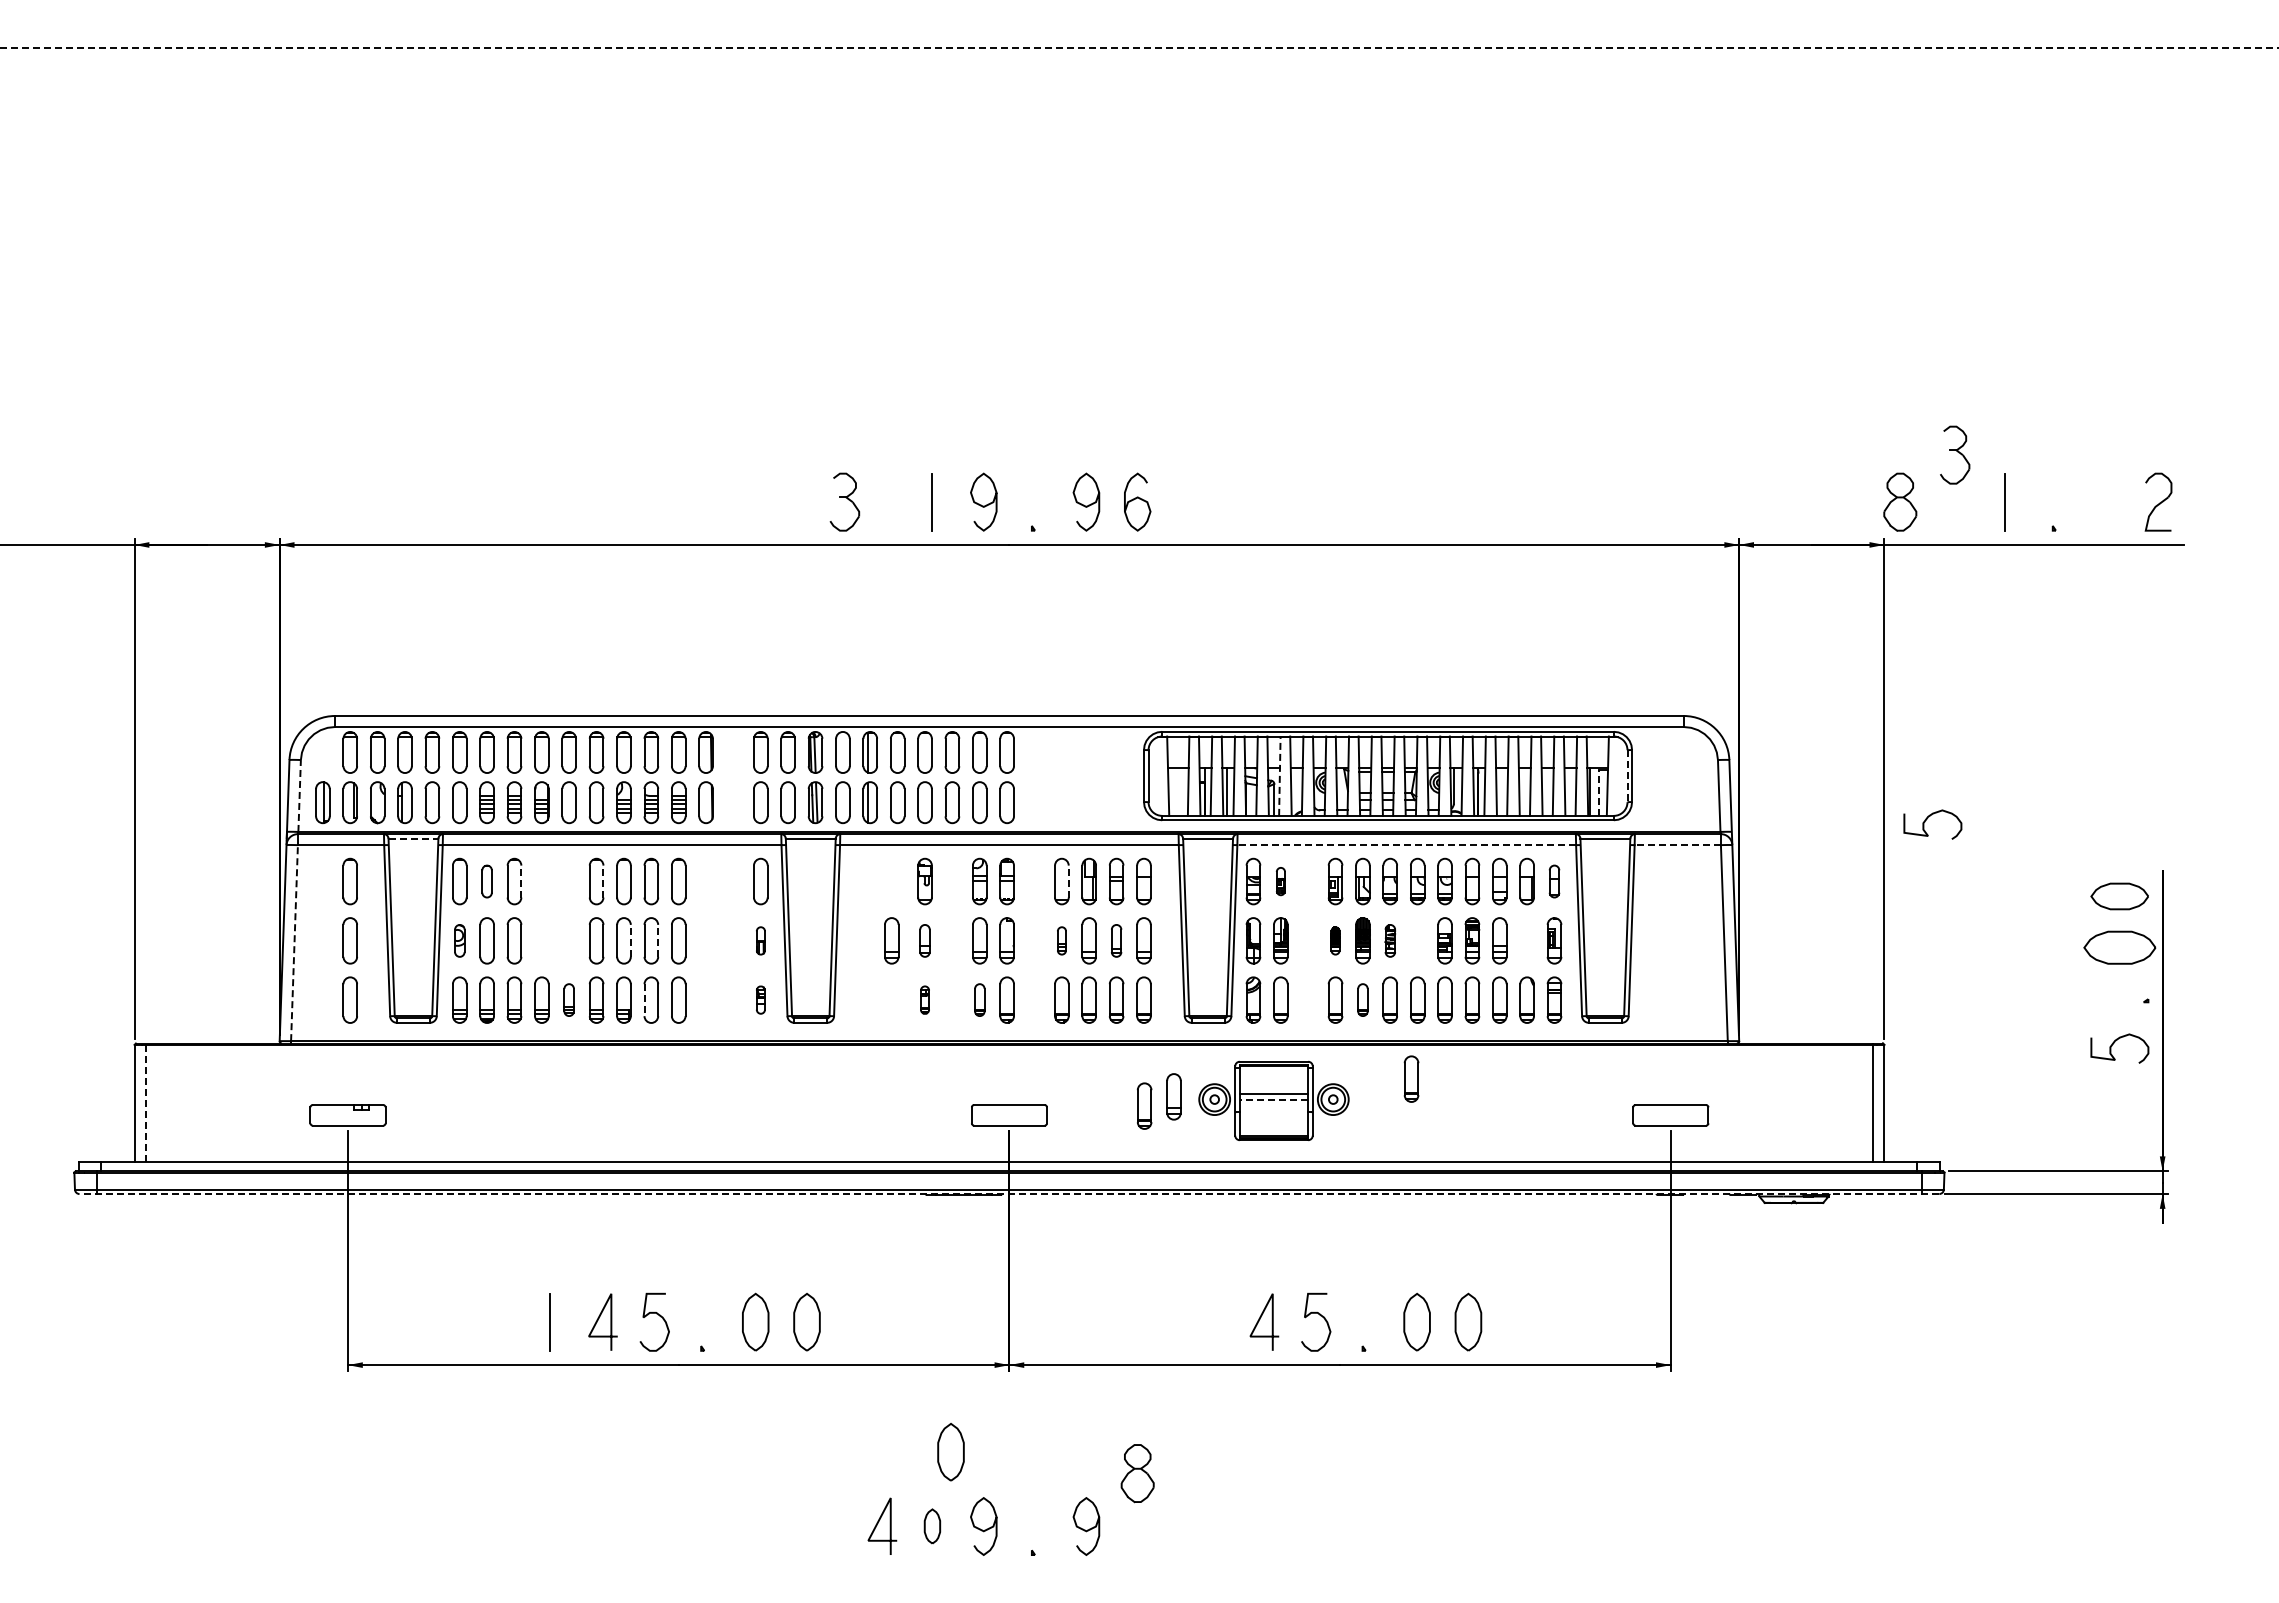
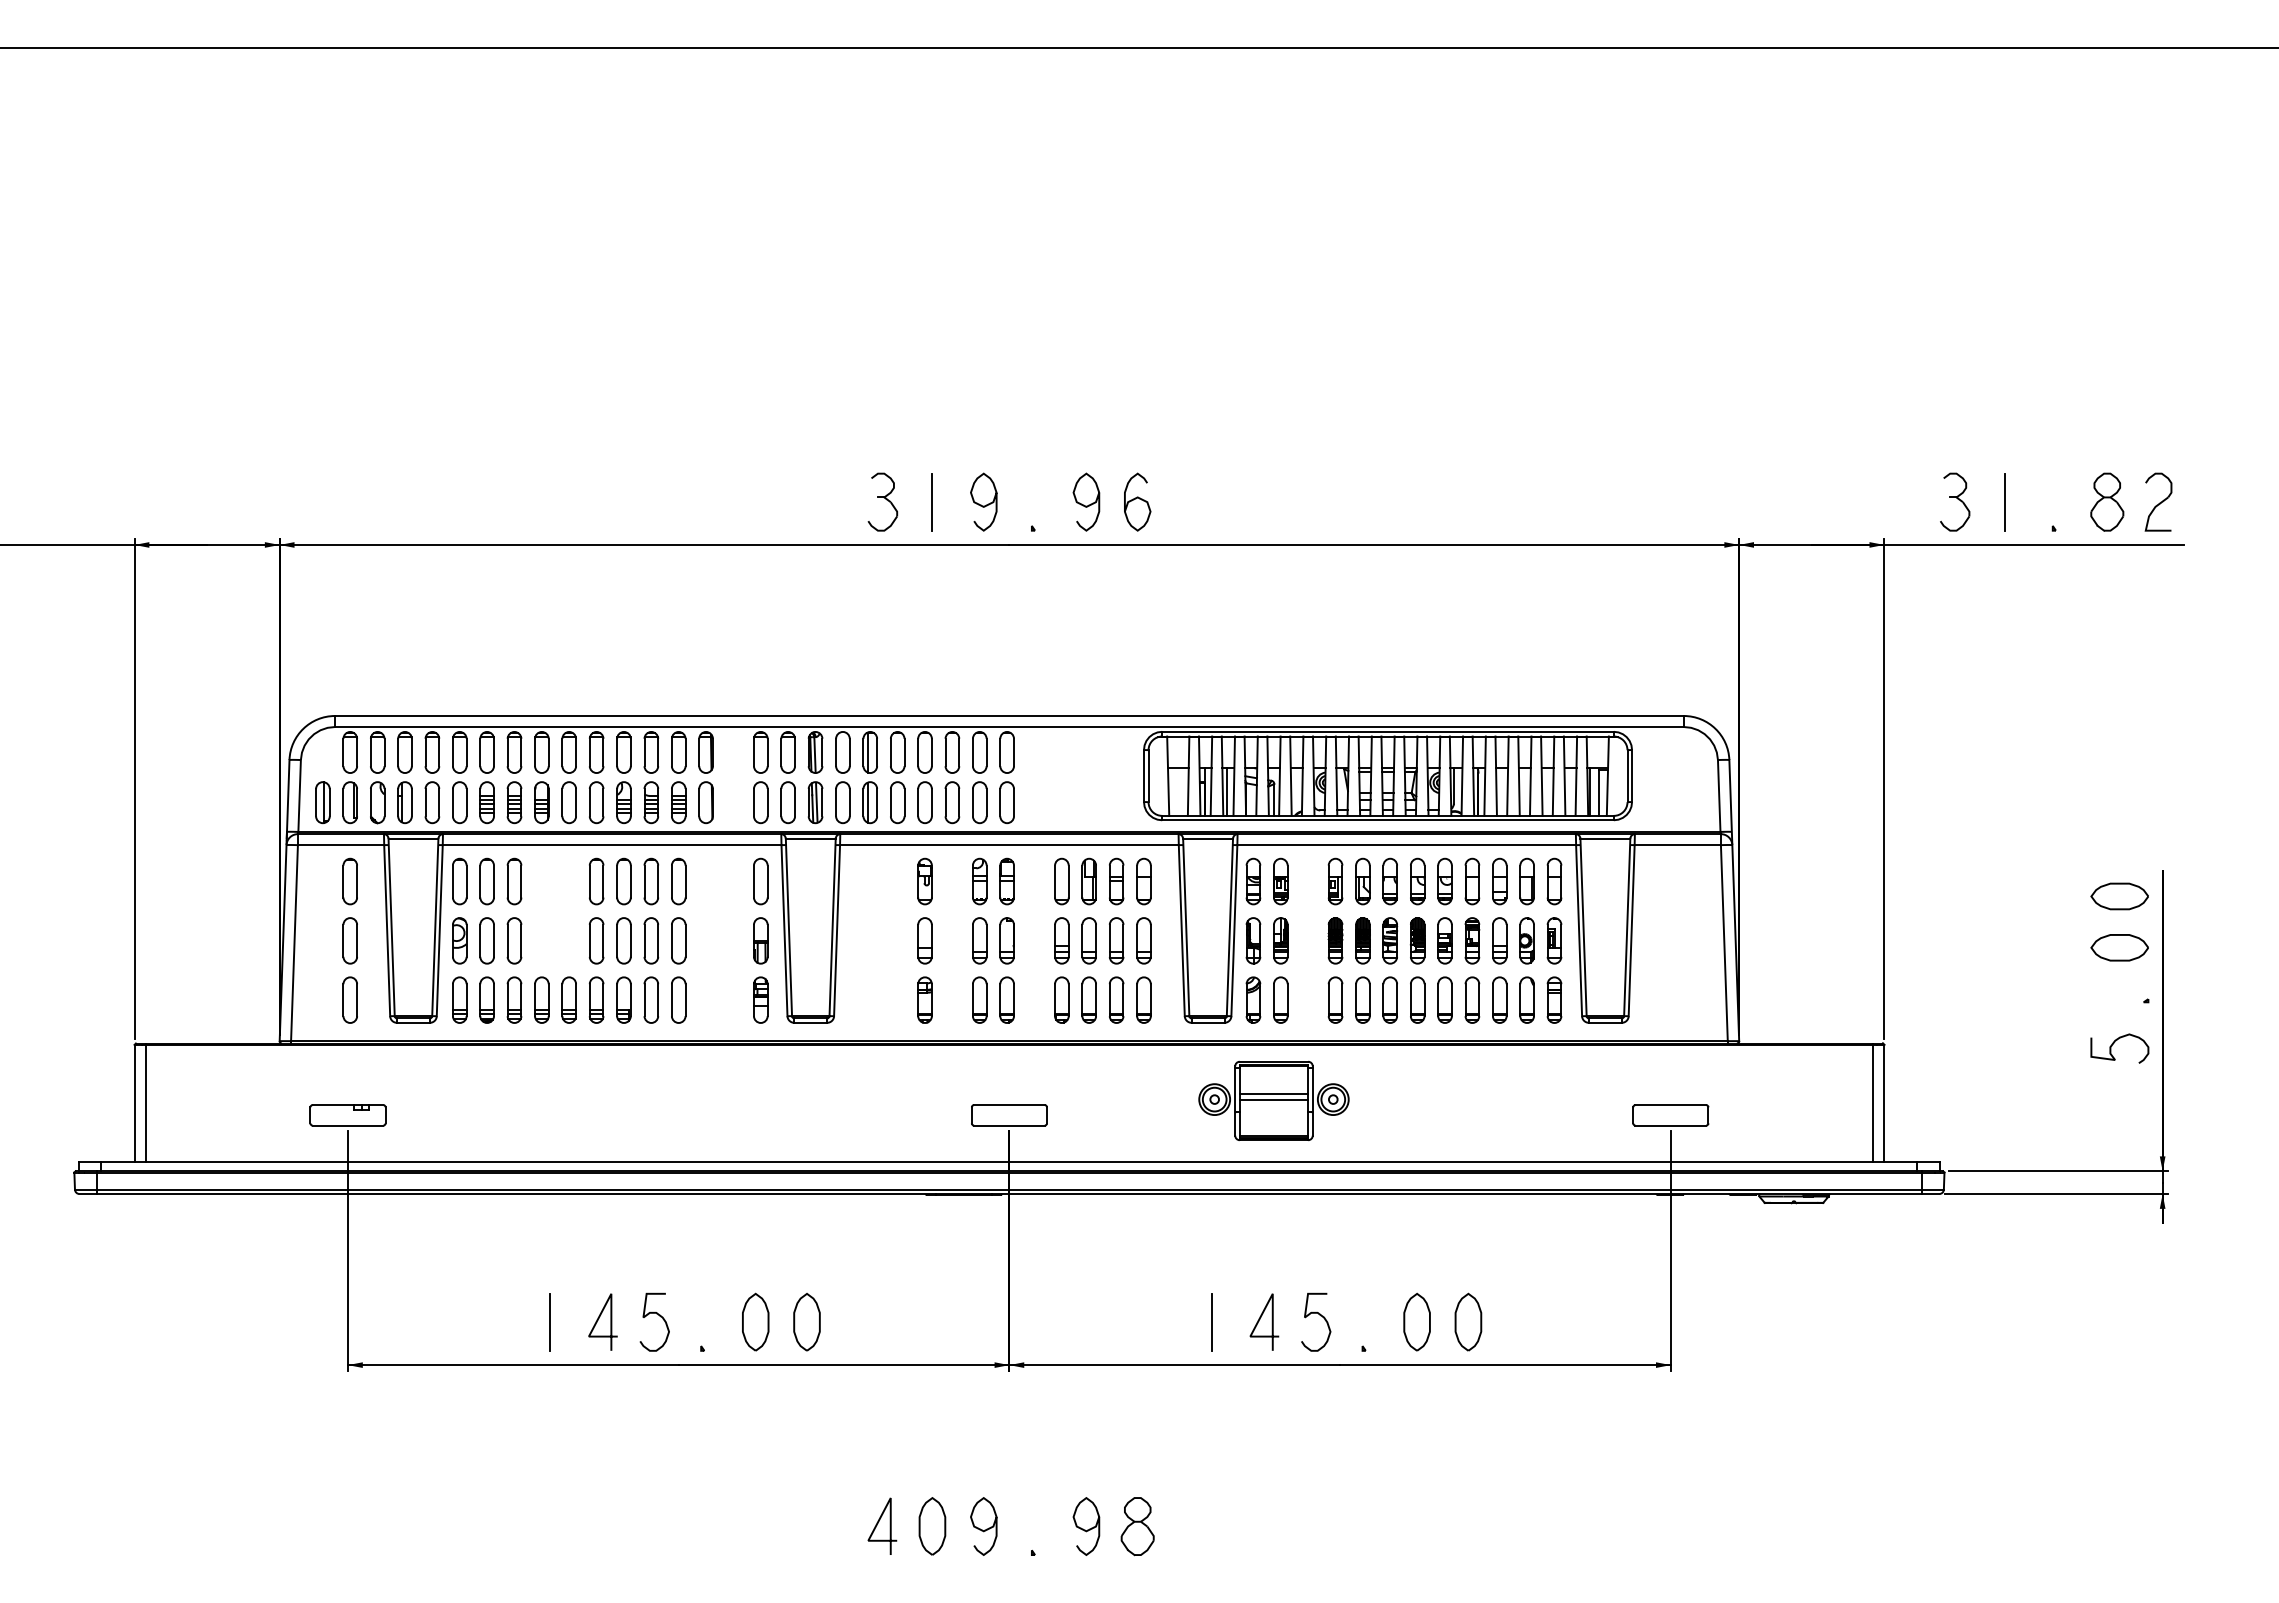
line: dashed -> solid (1139, 47)
part position: (1955, 454) -> (1955, 501) (1955, 501)
part position: (844, 501) -> (882, 501) (882, 501)
part position: (1900, 501) -> (2107, 501) (2107, 501)
line: dashed -> solid (1279, 776)
line: dashed -> solid (1627, 776)
line: dashed -> solid (1598, 793)
line: dashed -> solid (299, 795)
curve: present -> none (1927, 819)
line: dashed -> solid (413, 838)
line: dashed -> solid (1406, 845)
line: dashed -> solid (1677, 845)
part size: 12x35 px -> 16x49 px (486, 881)
line: dashed -> solid (521, 881)
line: dashed -> solid (603, 881)
line: dashed -> solid (1068, 881)
part size: 10x30 px -> 16x49 px (1280, 881)
part size: 13x35 px -> 17x49 px (1554, 881)
part size: 12x34 px -> 16x48 px (459, 940)
line: dashed -> solid (630, 940)
line: dashed -> solid (658, 940)
part size: 10x30 px -> 16x48 px (760, 940)
part: present -> none (891, 940)
part size: 12x34 px -> 16x48 px (924, 940)
part size: 10x30 px -> 16x48 px (1061, 940)
part size: 12x34 px -> 17x48 px (1116, 940)
part size: 11x30 px -> 17x48 px (1335, 940)
part size: 13x34 px -> 17x48 px (1390, 940)
part: none -> present (1417, 940)
part: none -> present (1526, 940)
line: dashed -> solid (294, 942)
part size: 74x35 px -> 59x28 px (2119, 947)
part size: 12x34 px -> 16x48 px (568, 999)
part size: 10x30 px -> 16x48 px (760, 999)
part size: 10x30 px -> 16x48 px (924, 999)
part size: 12x34 px -> 16x48 px (979, 999)
part size: 12x34 px -> 16x48 px (1362, 999)
line: dashed -> solid (644, 1000)
part: present -> none (1411, 1078)
part: present -> none (1173, 1096)
line: dashed -> solid (1273, 1099)
line: dashed -> solid (145, 1102)
part: present -> none (1144, 1105)
line: dashed -> solid (1009, 1194)
line: none -> present (1211, 1321)
part: present -> none (950, 1452)
part position: (1137, 1473) -> (1137, 1526) (1137, 1526)
part size: 19x37 px -> 29x59 px (932, 1526)
